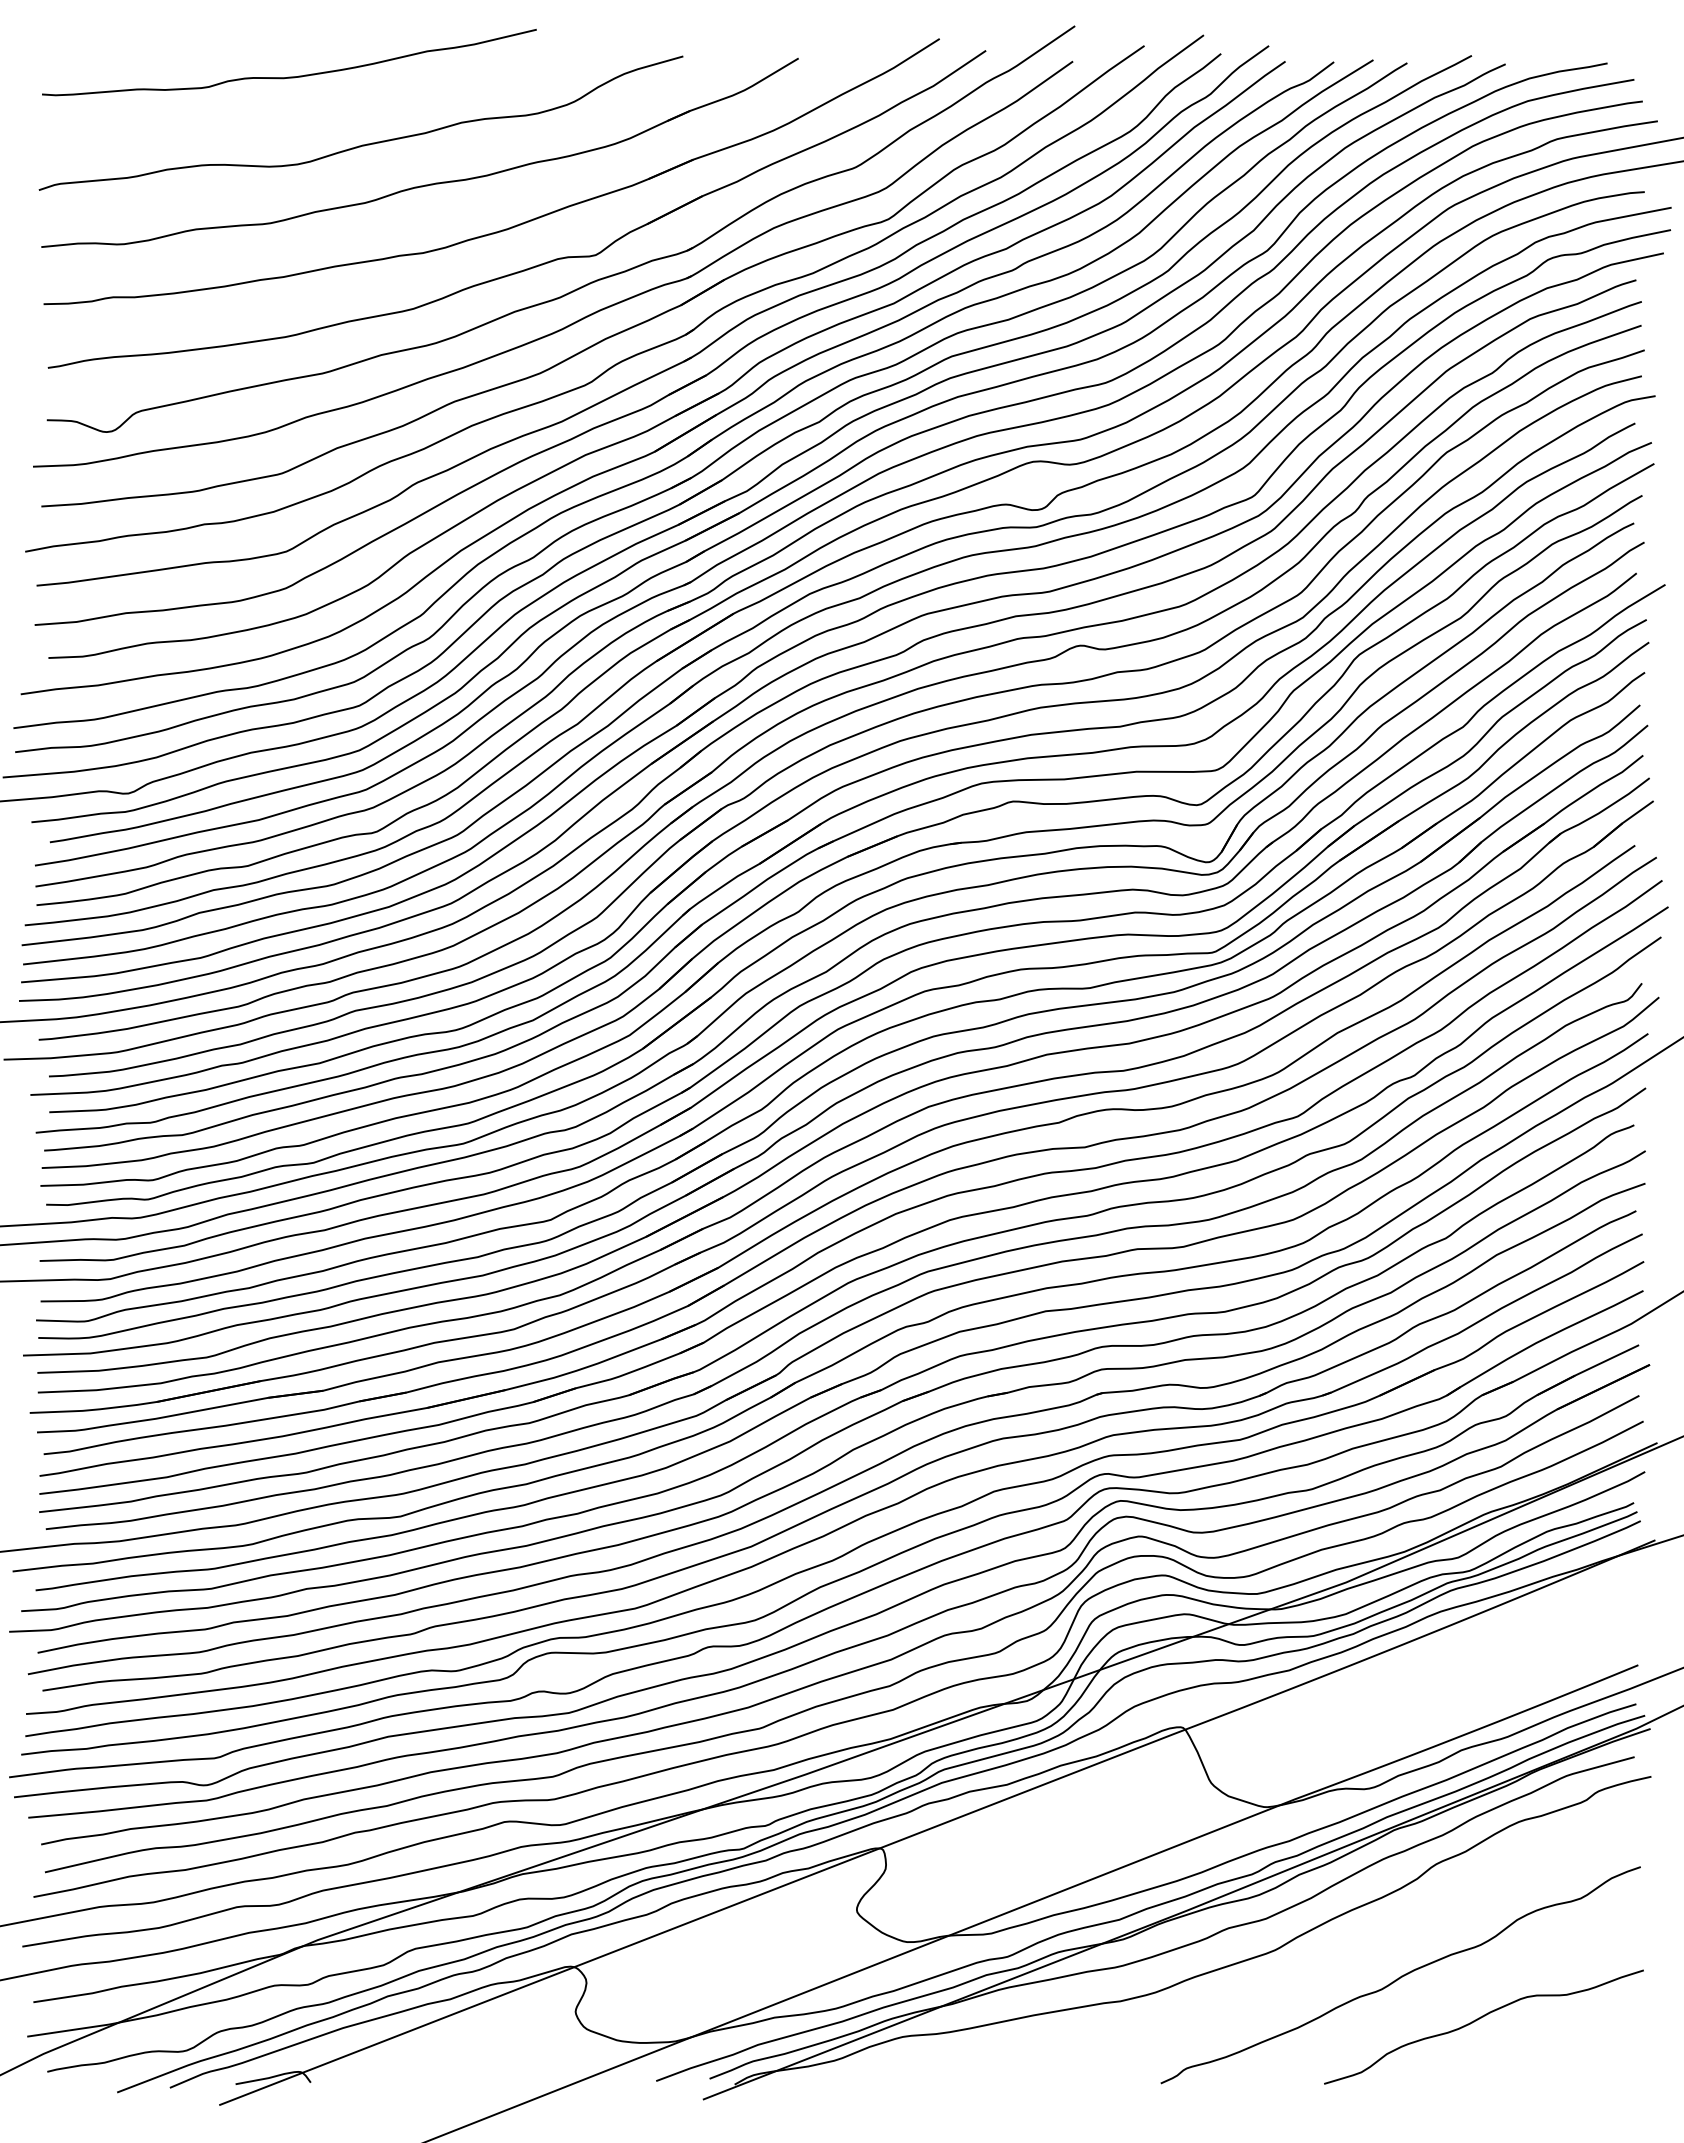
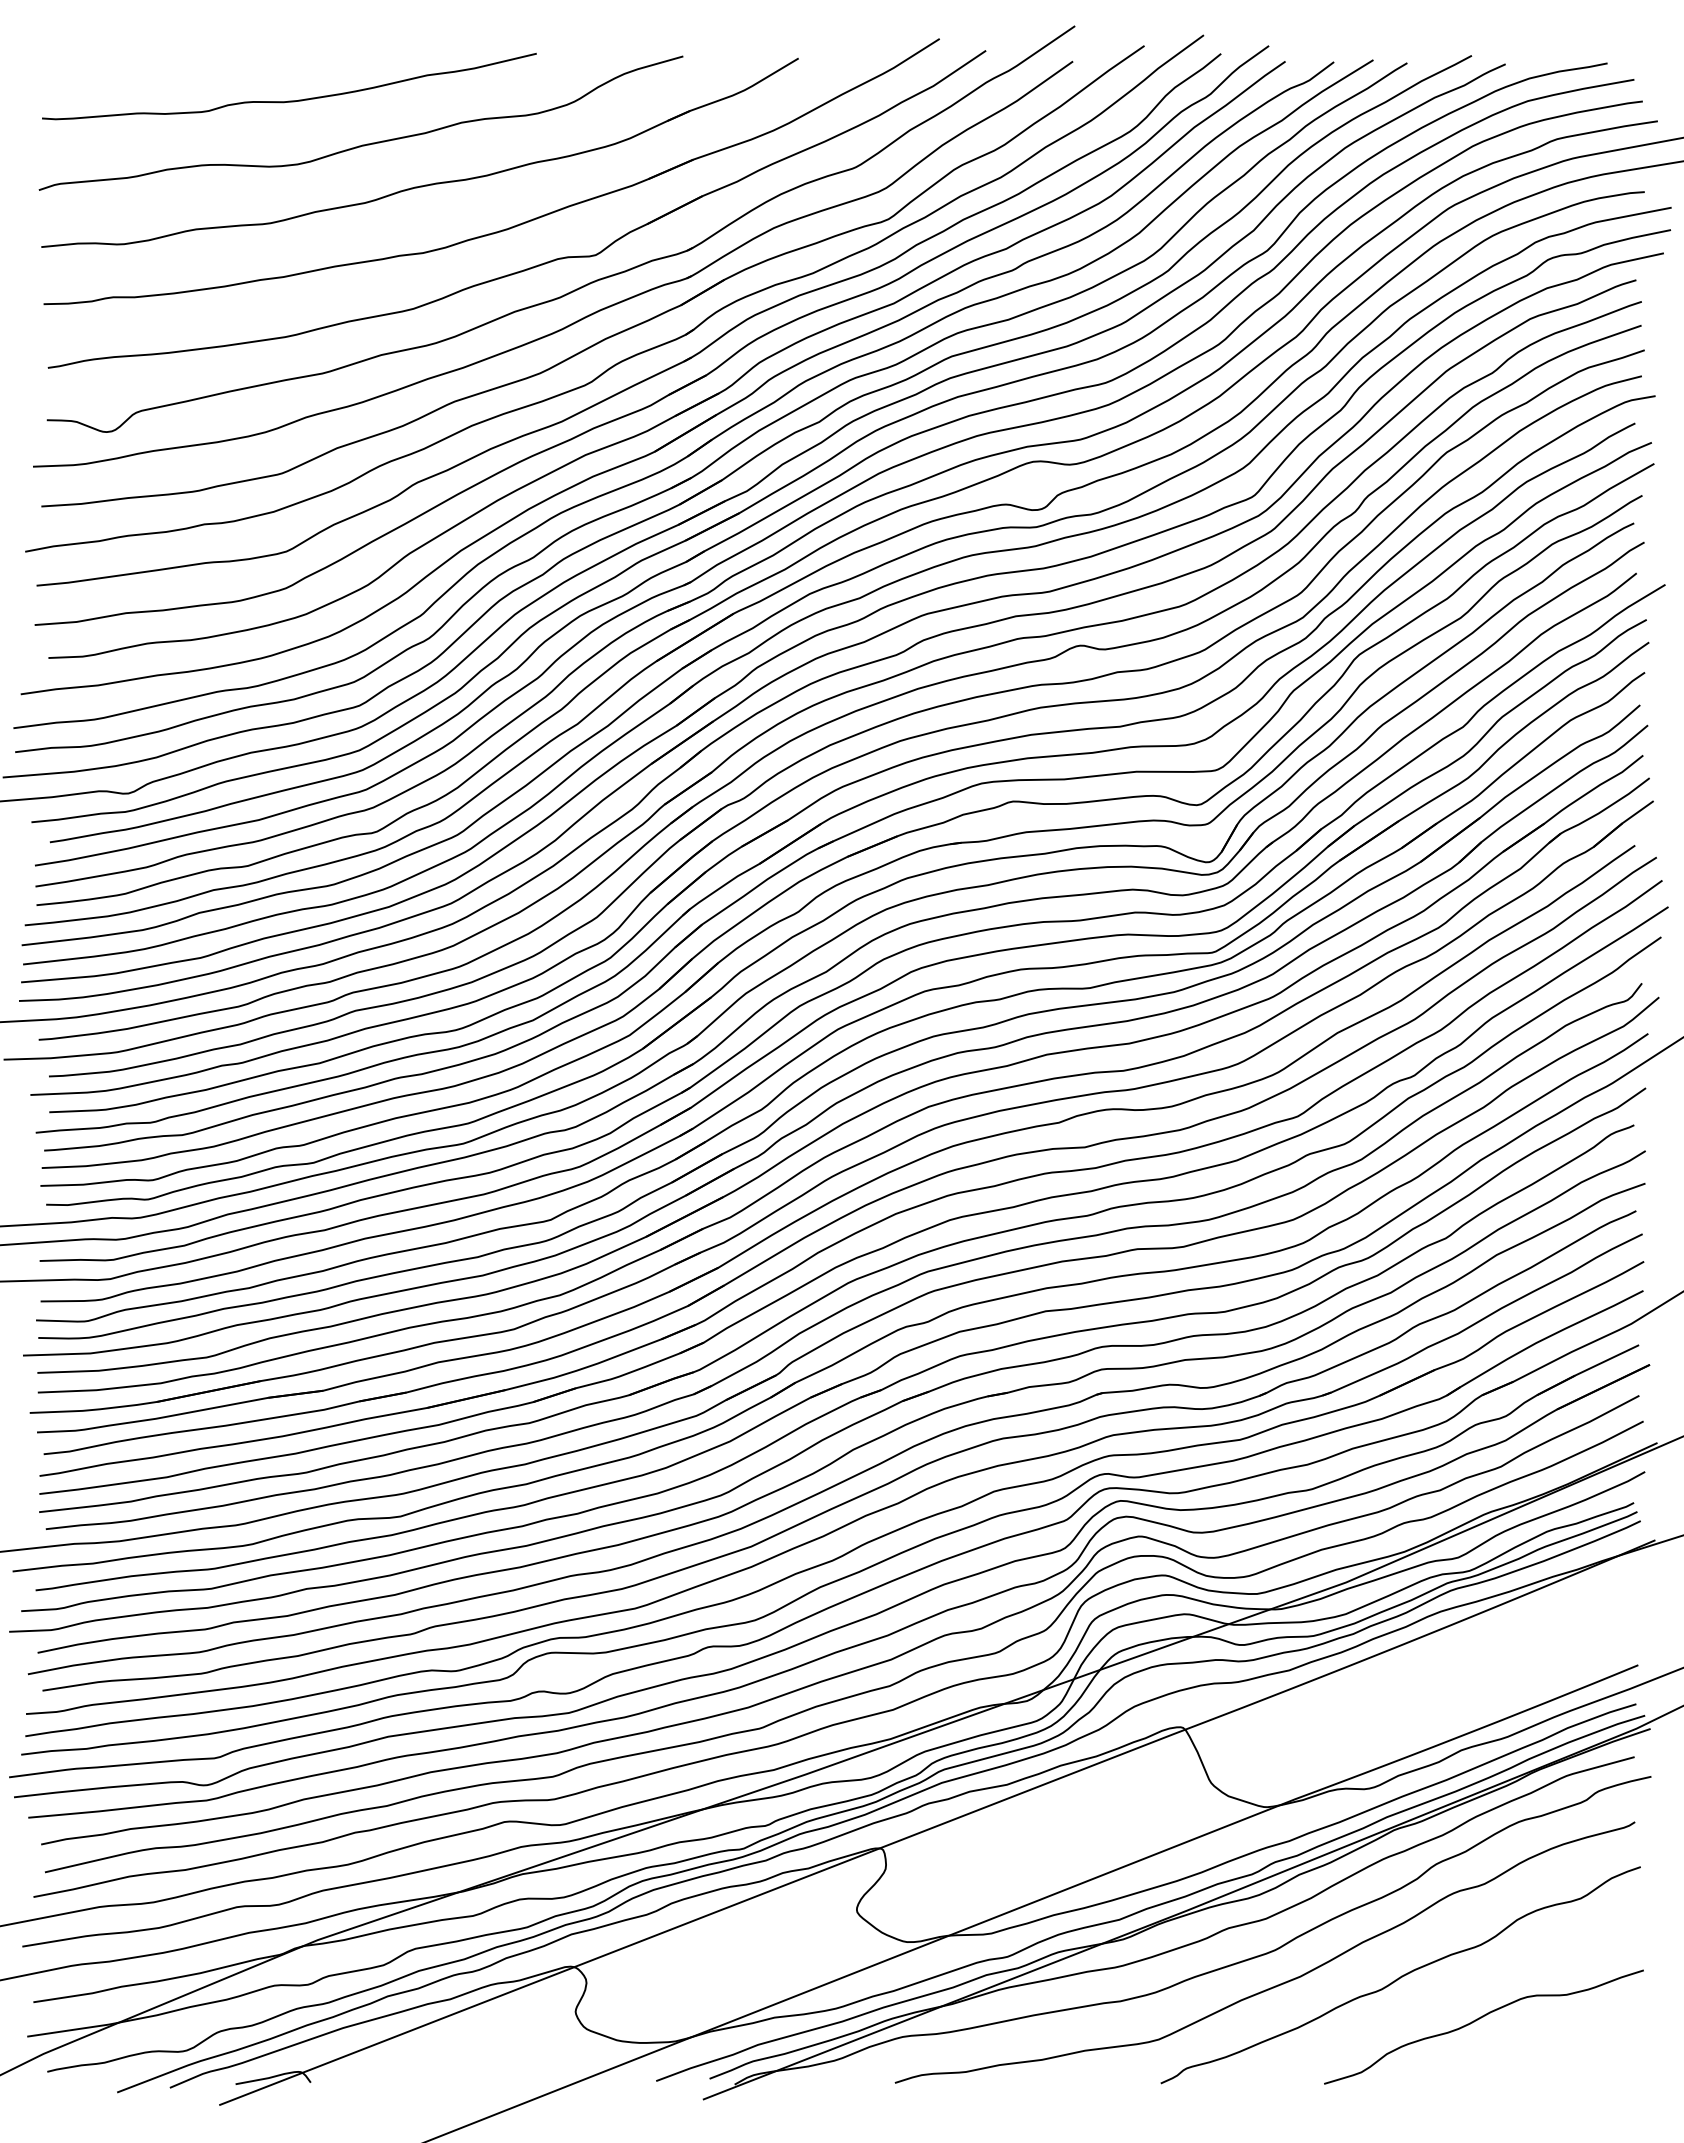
curve position: (289, 76) -> (289, 100) (289, 100)
curve: none -> present (1277, 1984)
